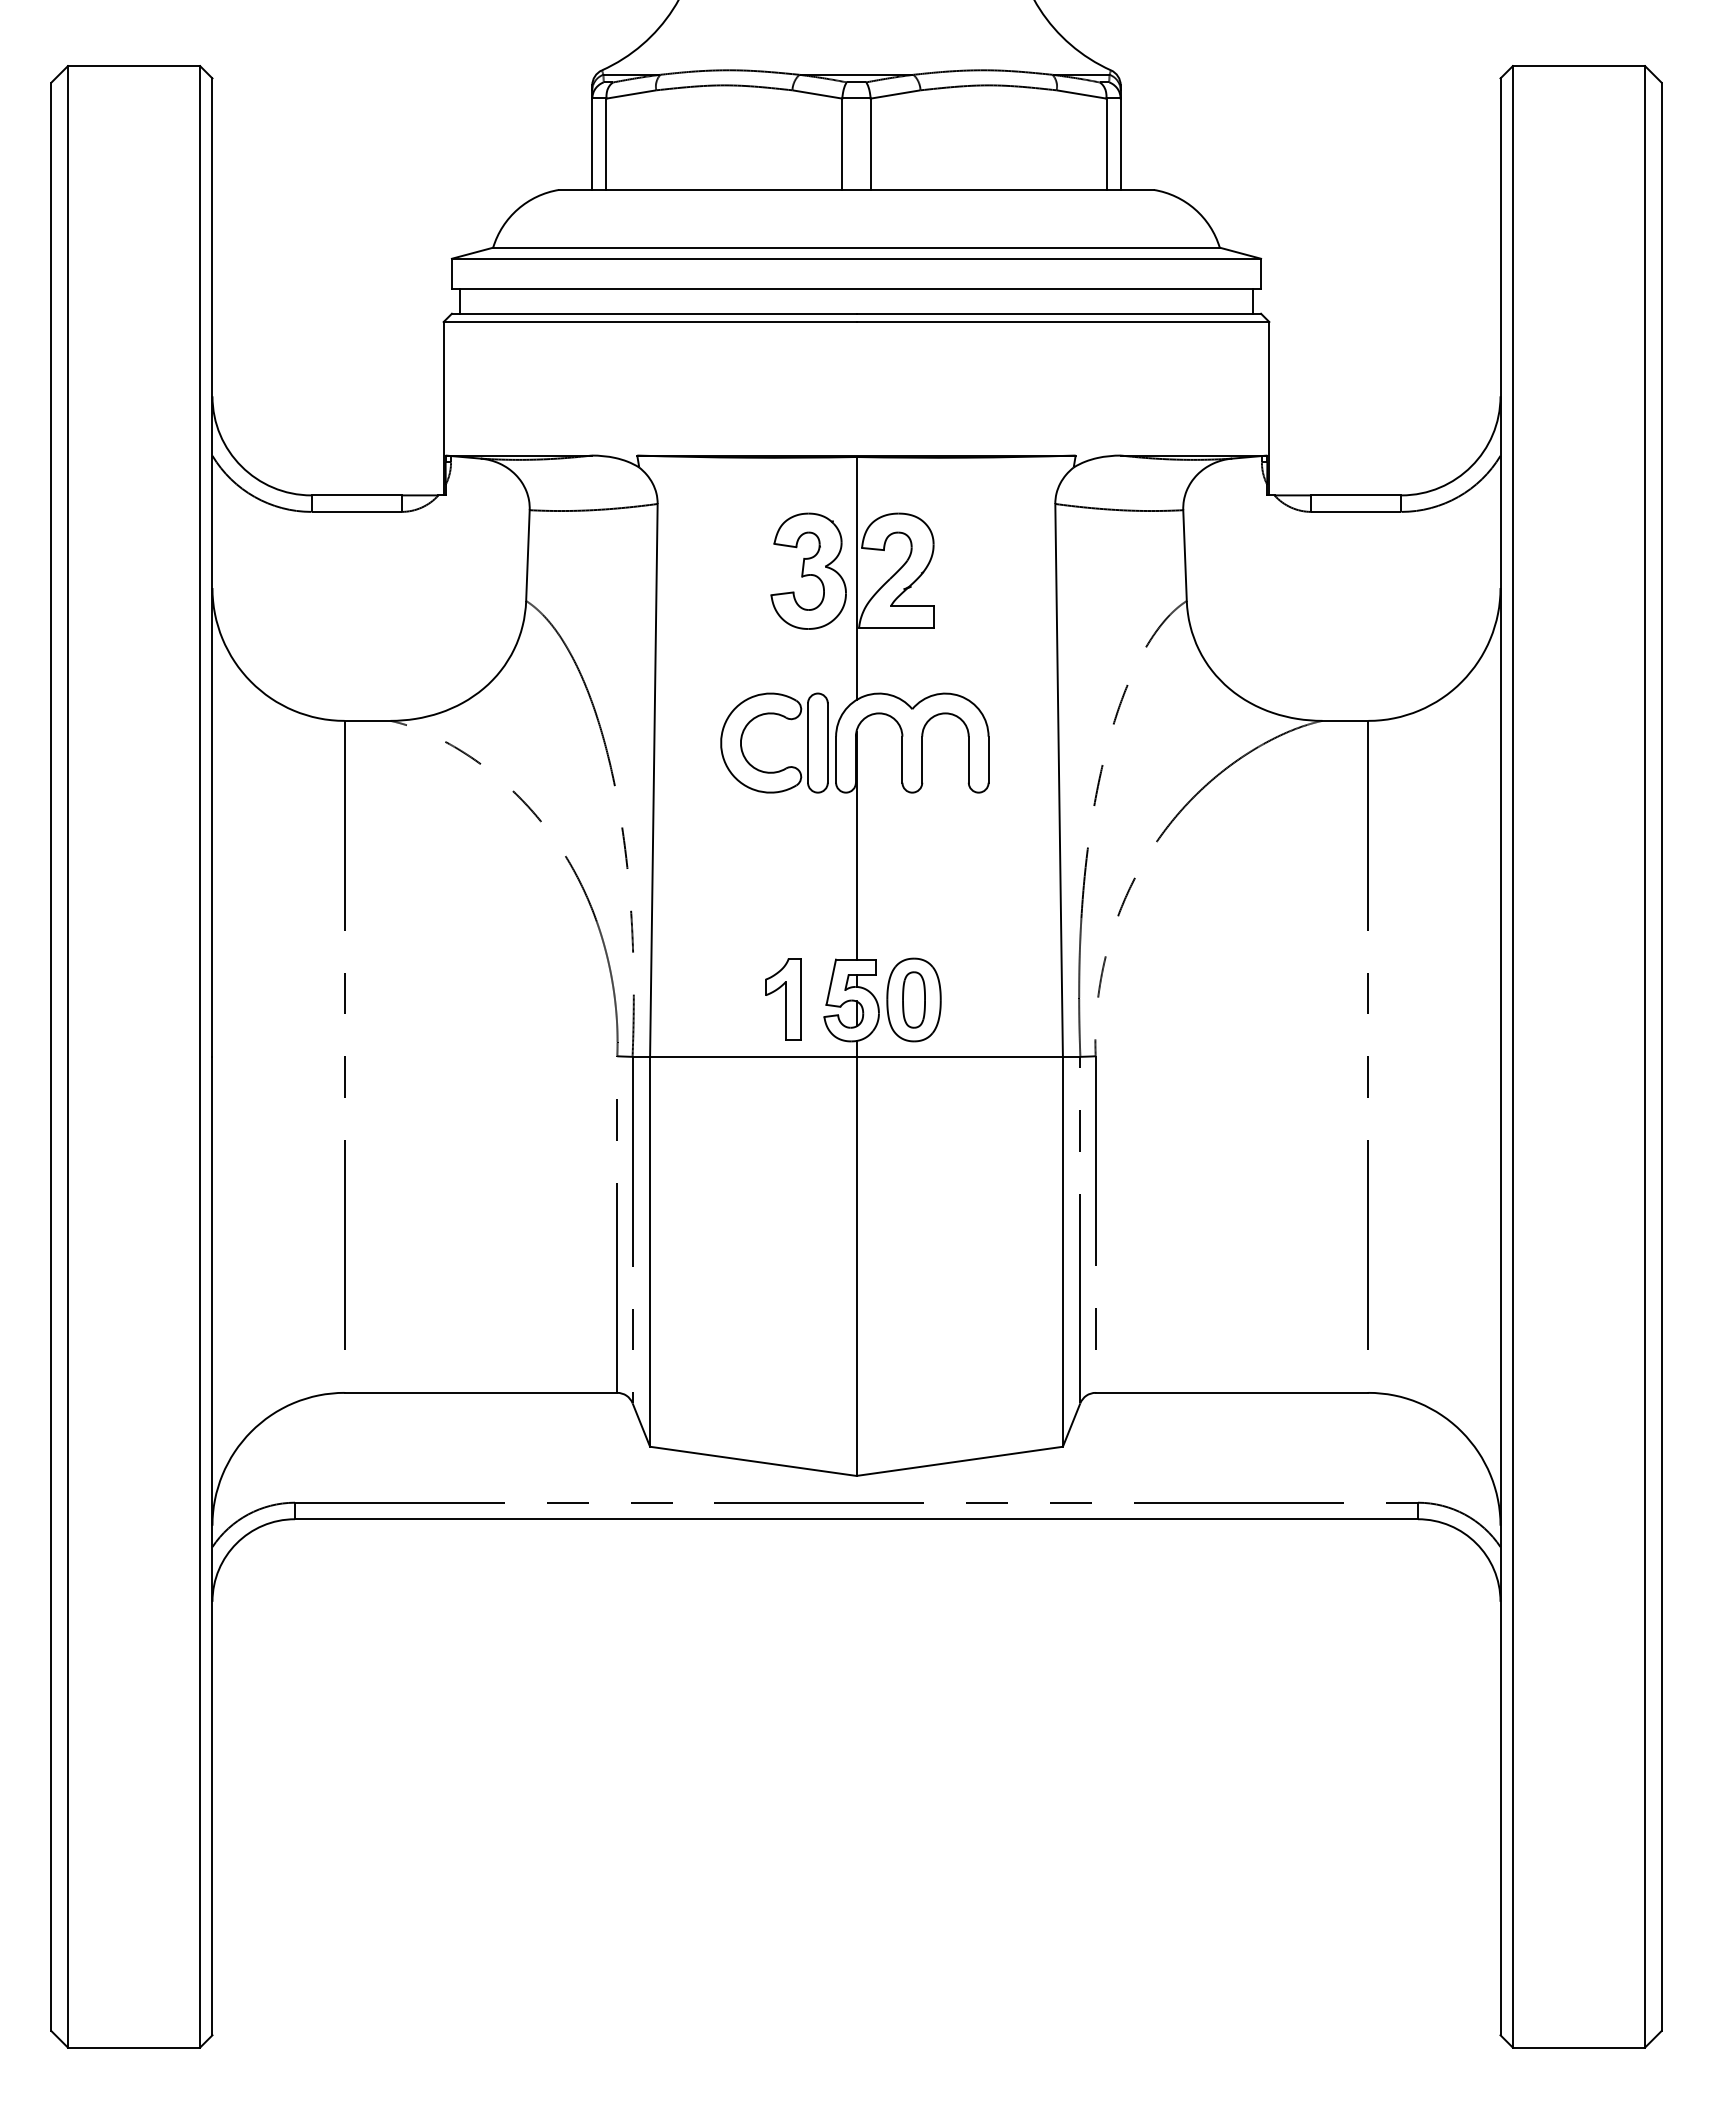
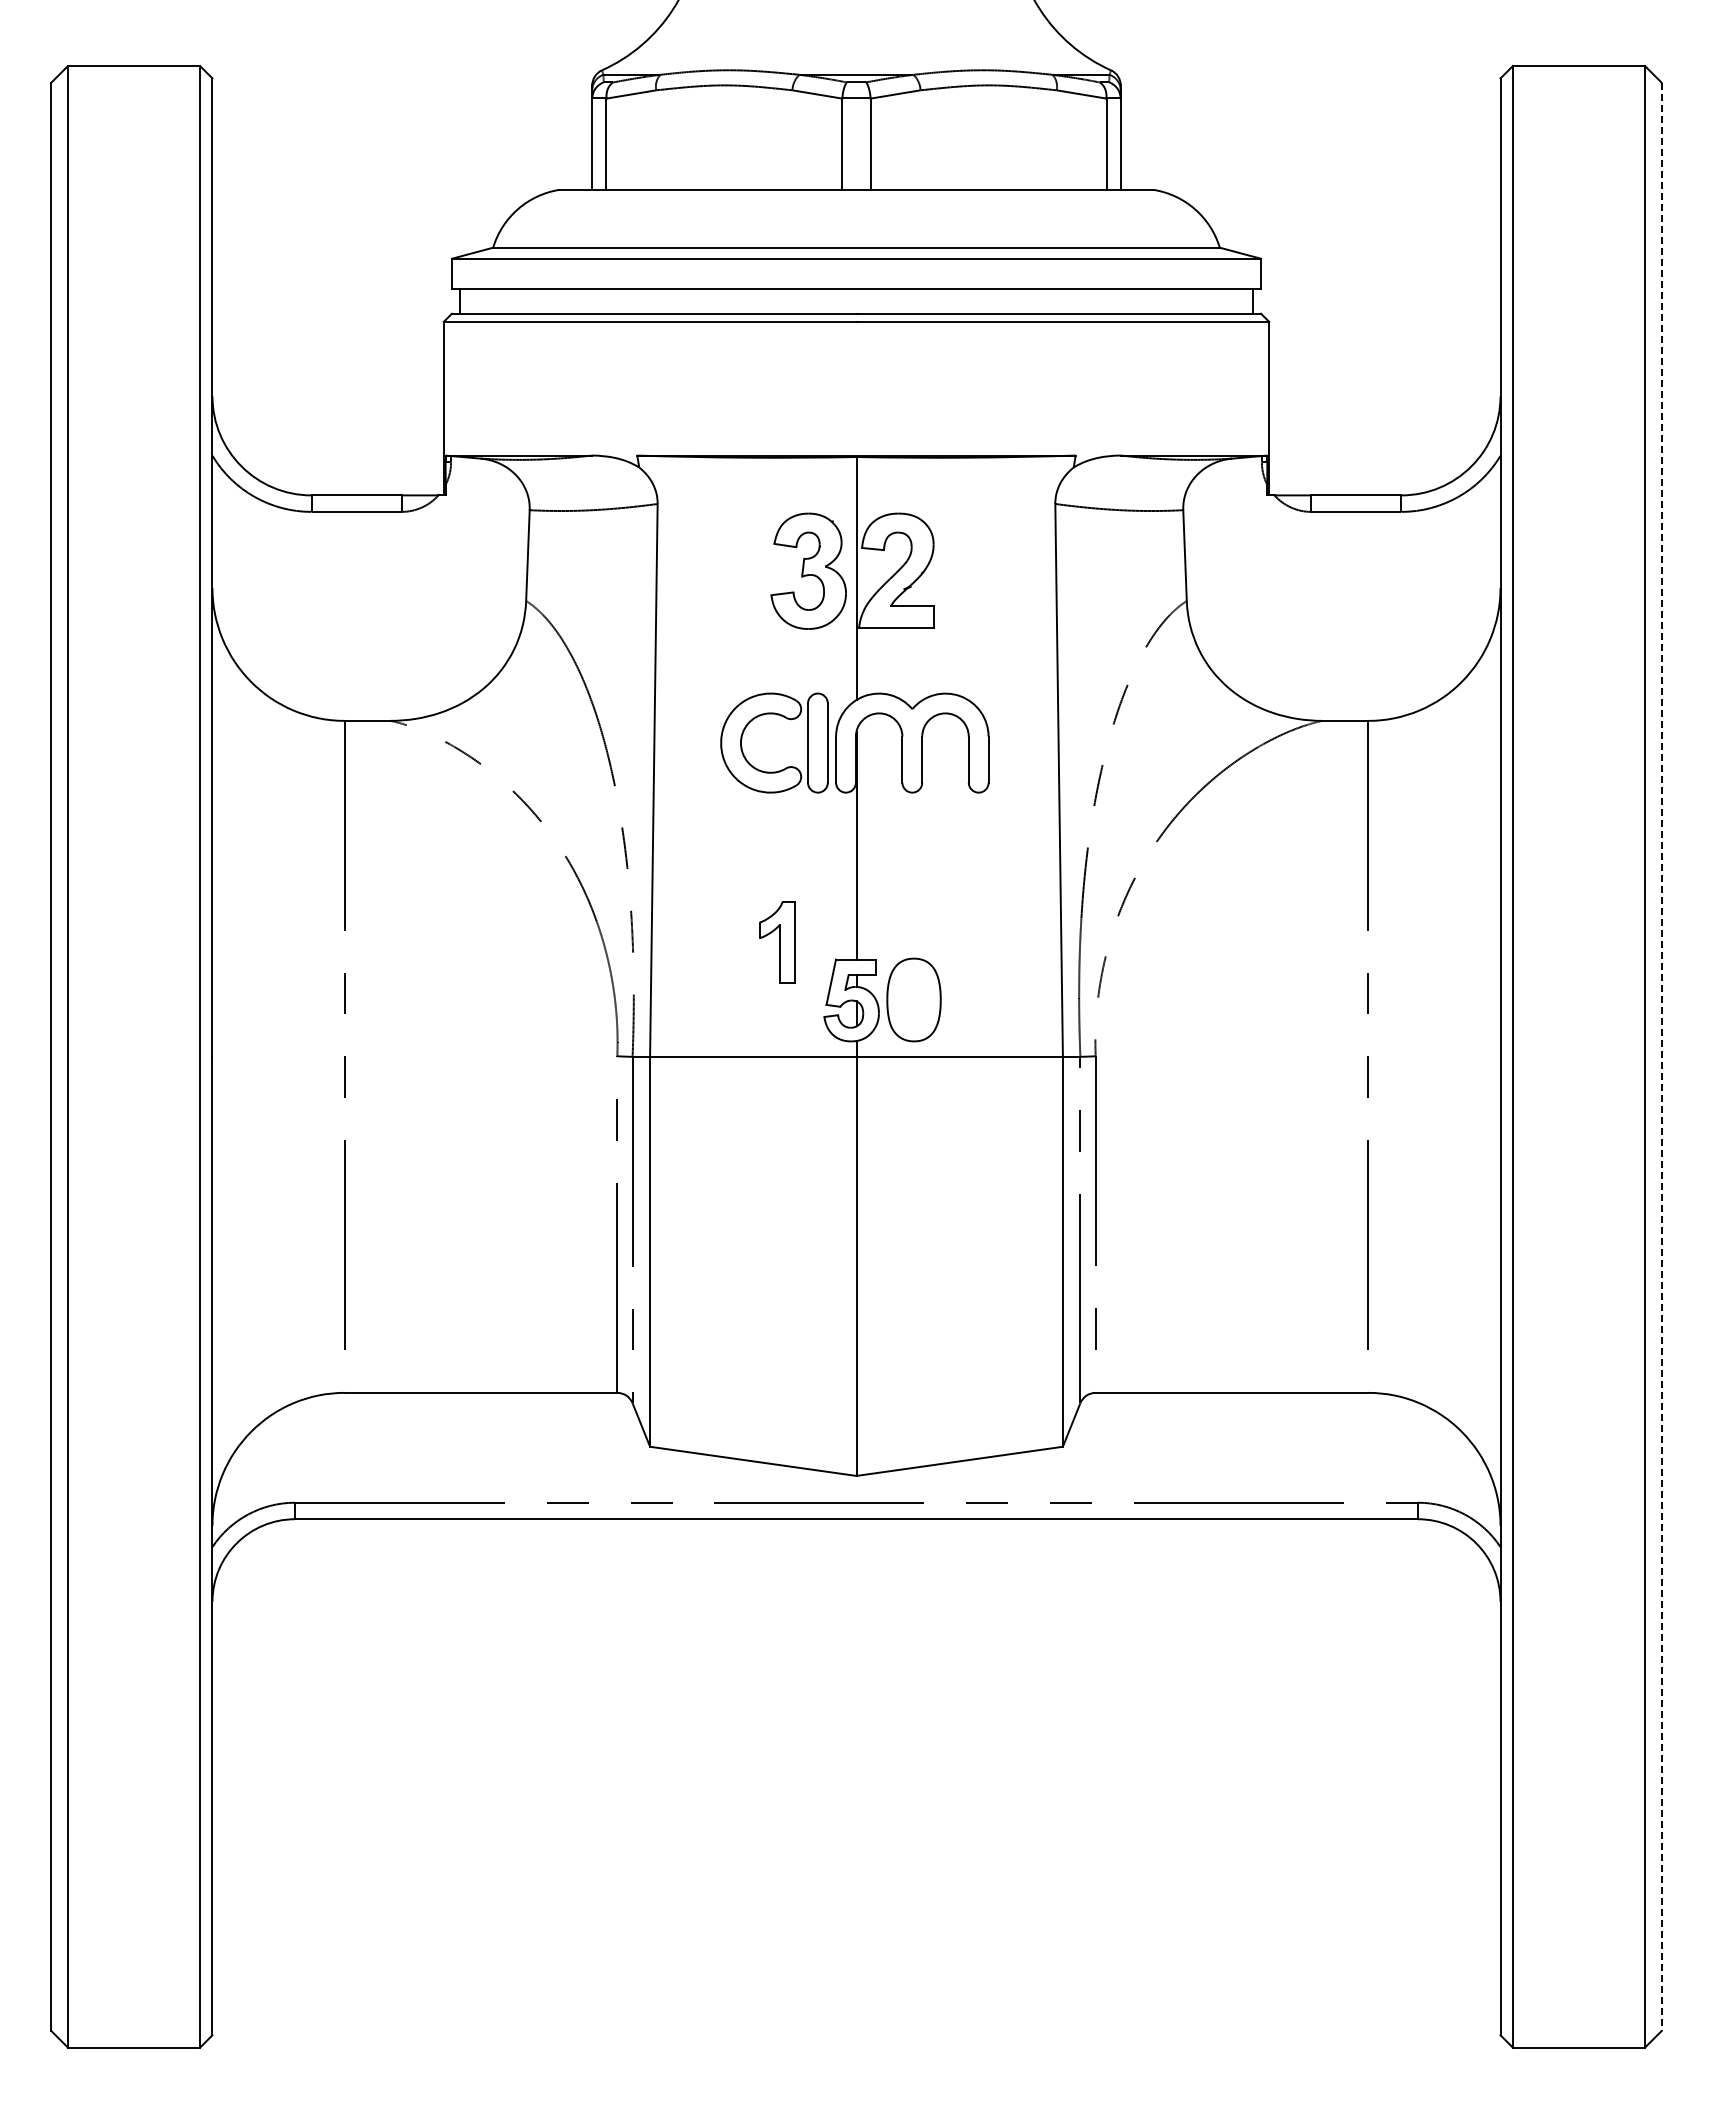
part position: (783, 999) -> (777, 942) (777, 942)
part: present -> none (913, 999)
line: solid -> dashed (1661, 1057)
